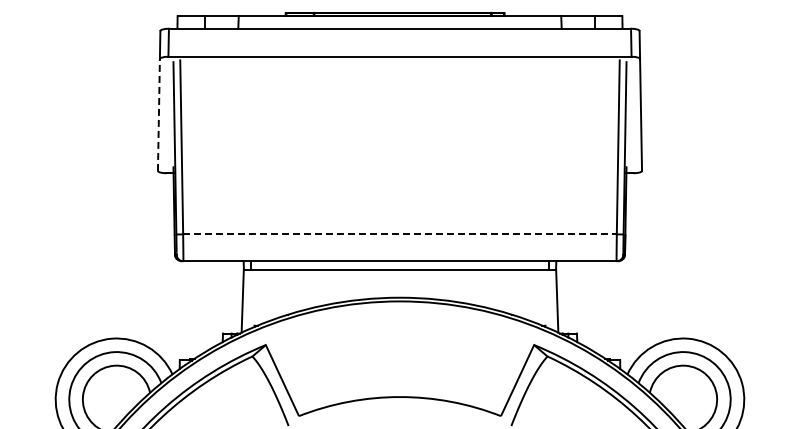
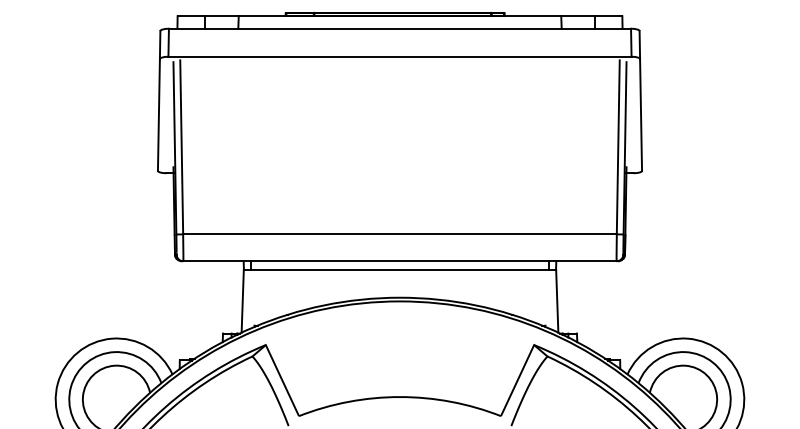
line: dashed -> solid (158, 114)
line: dashed -> solid (399, 234)
